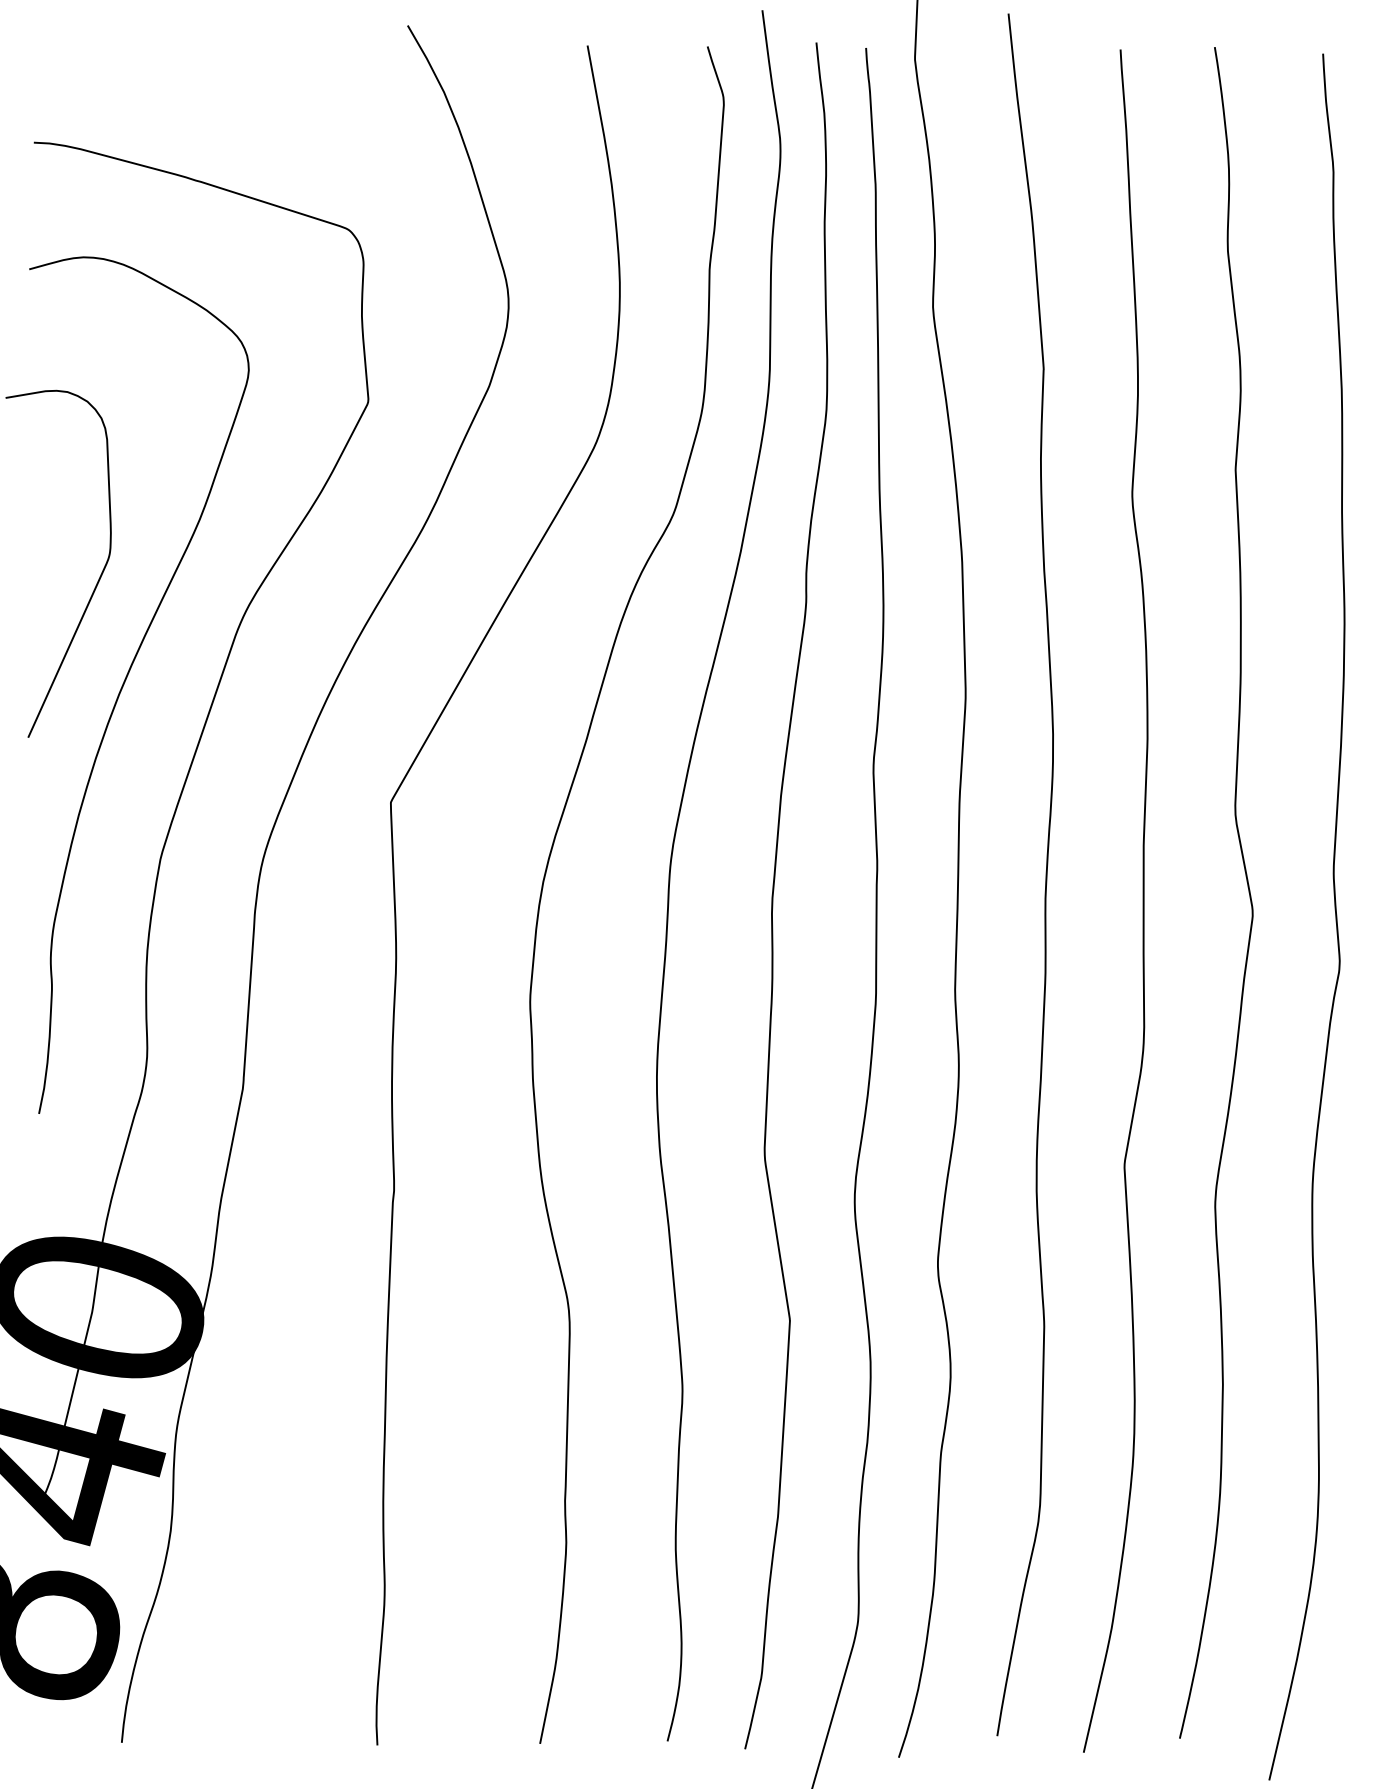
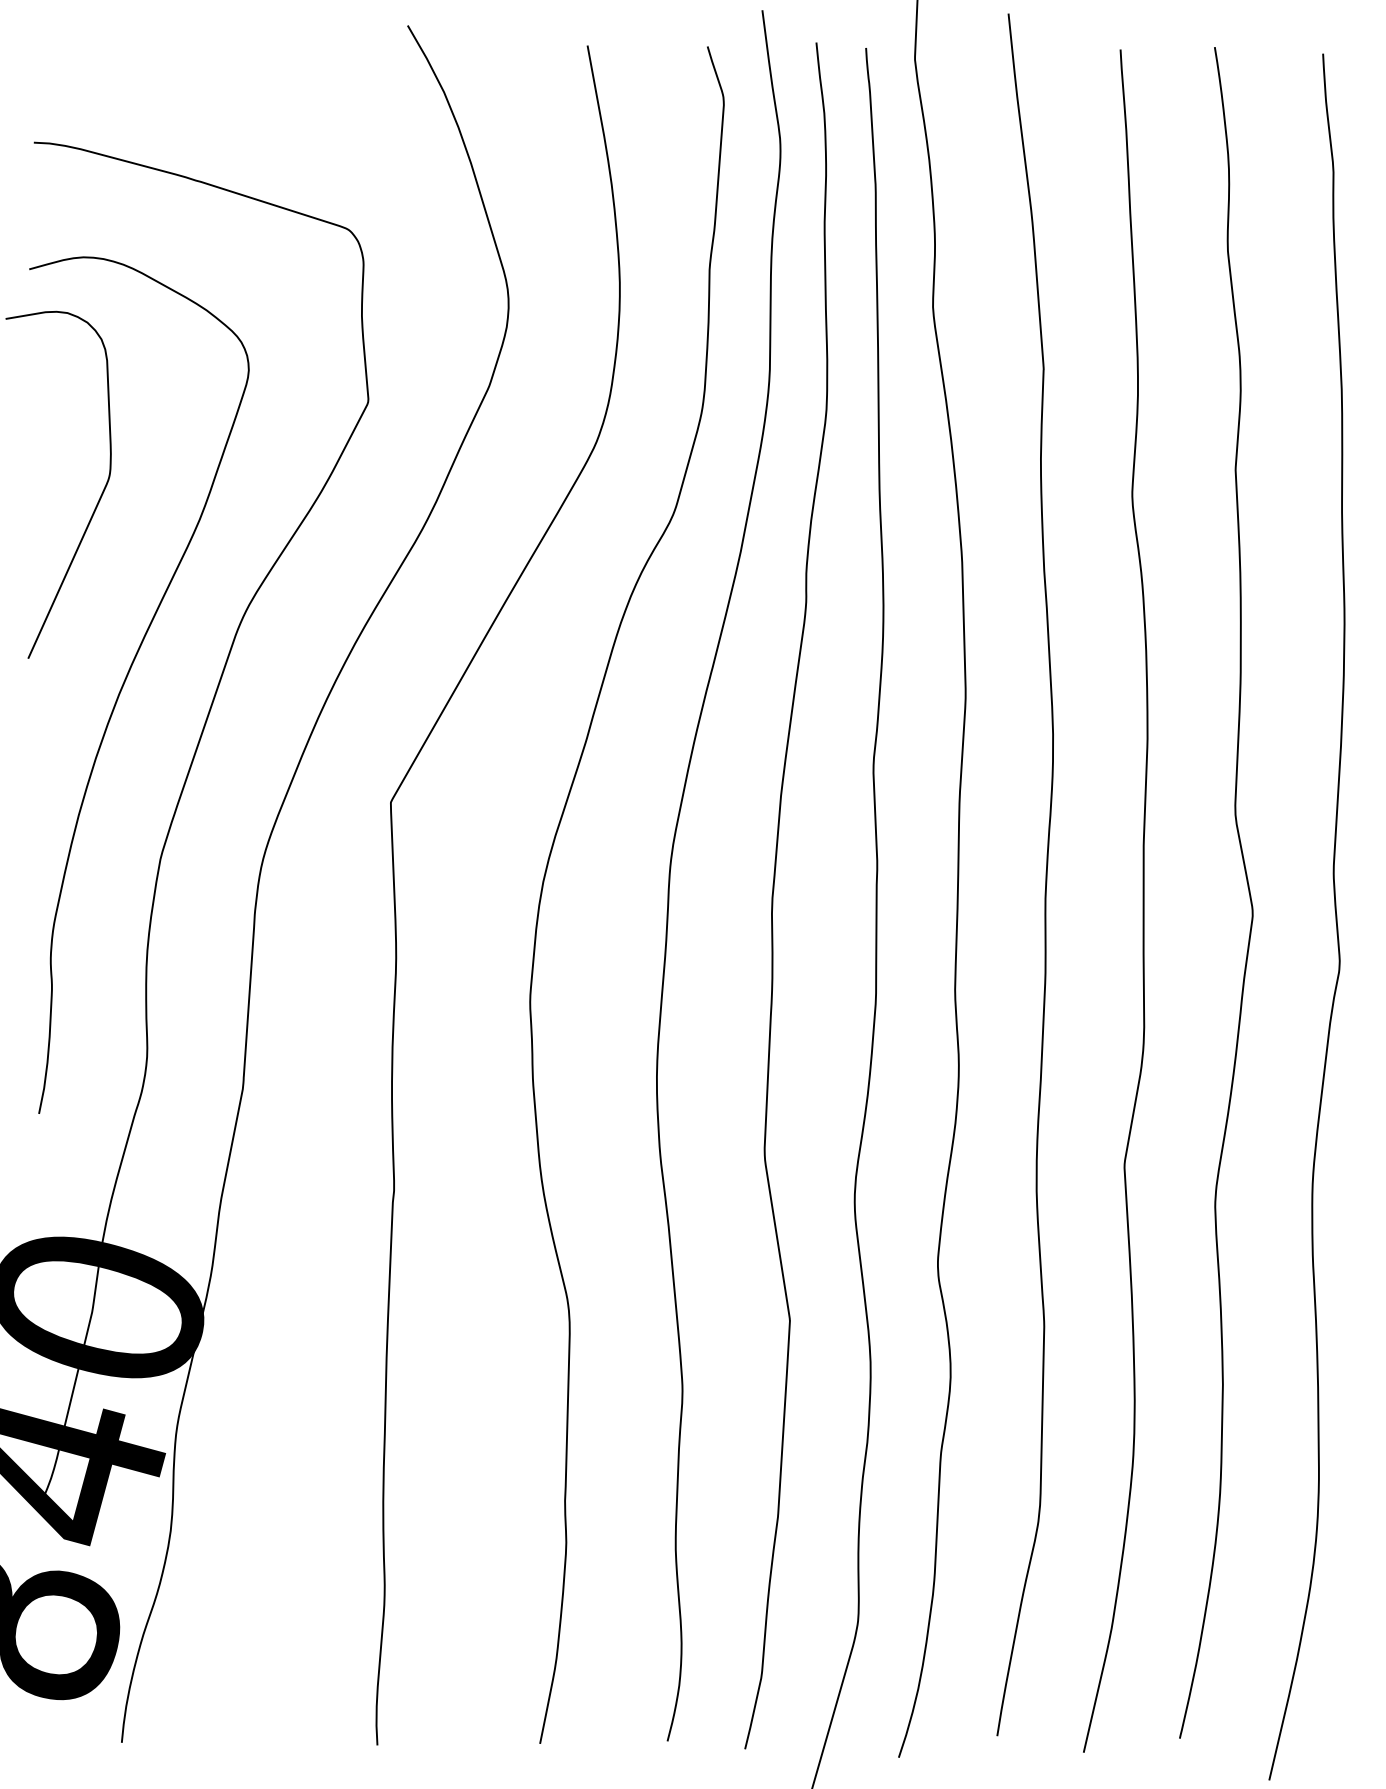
curve position: (98, 578) -> (98, 499) (98, 499)
